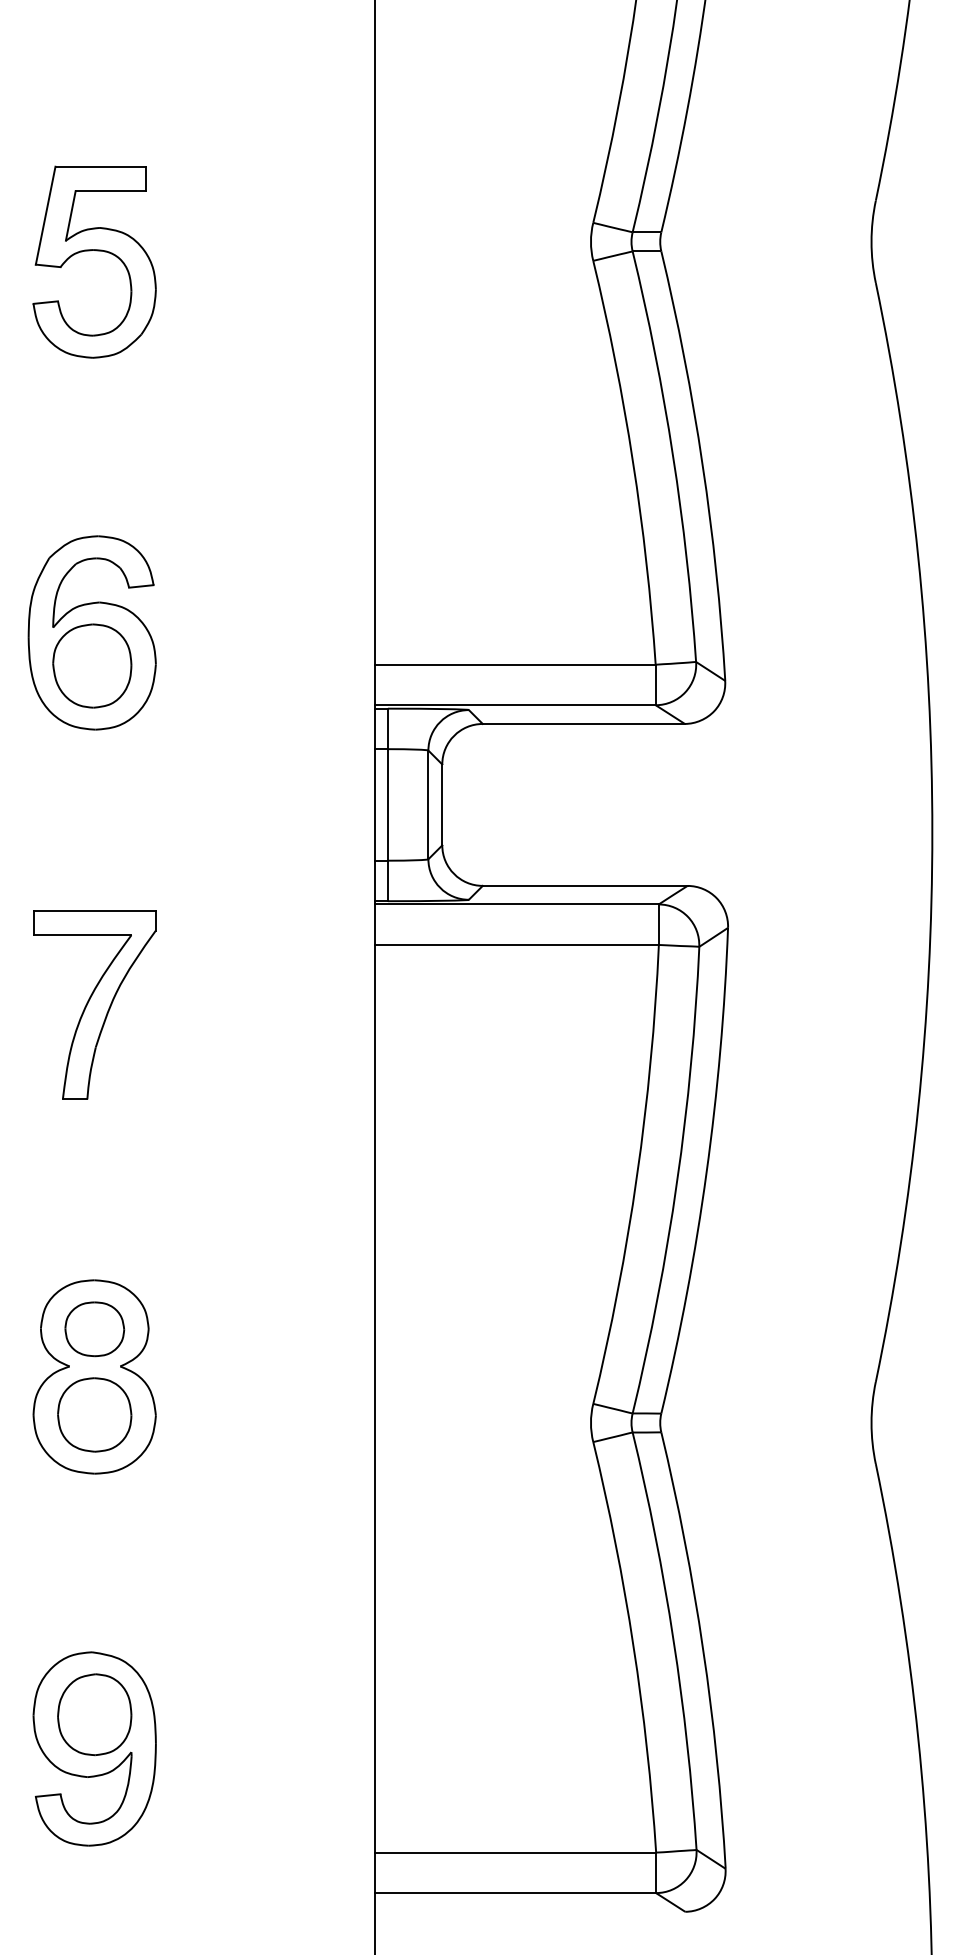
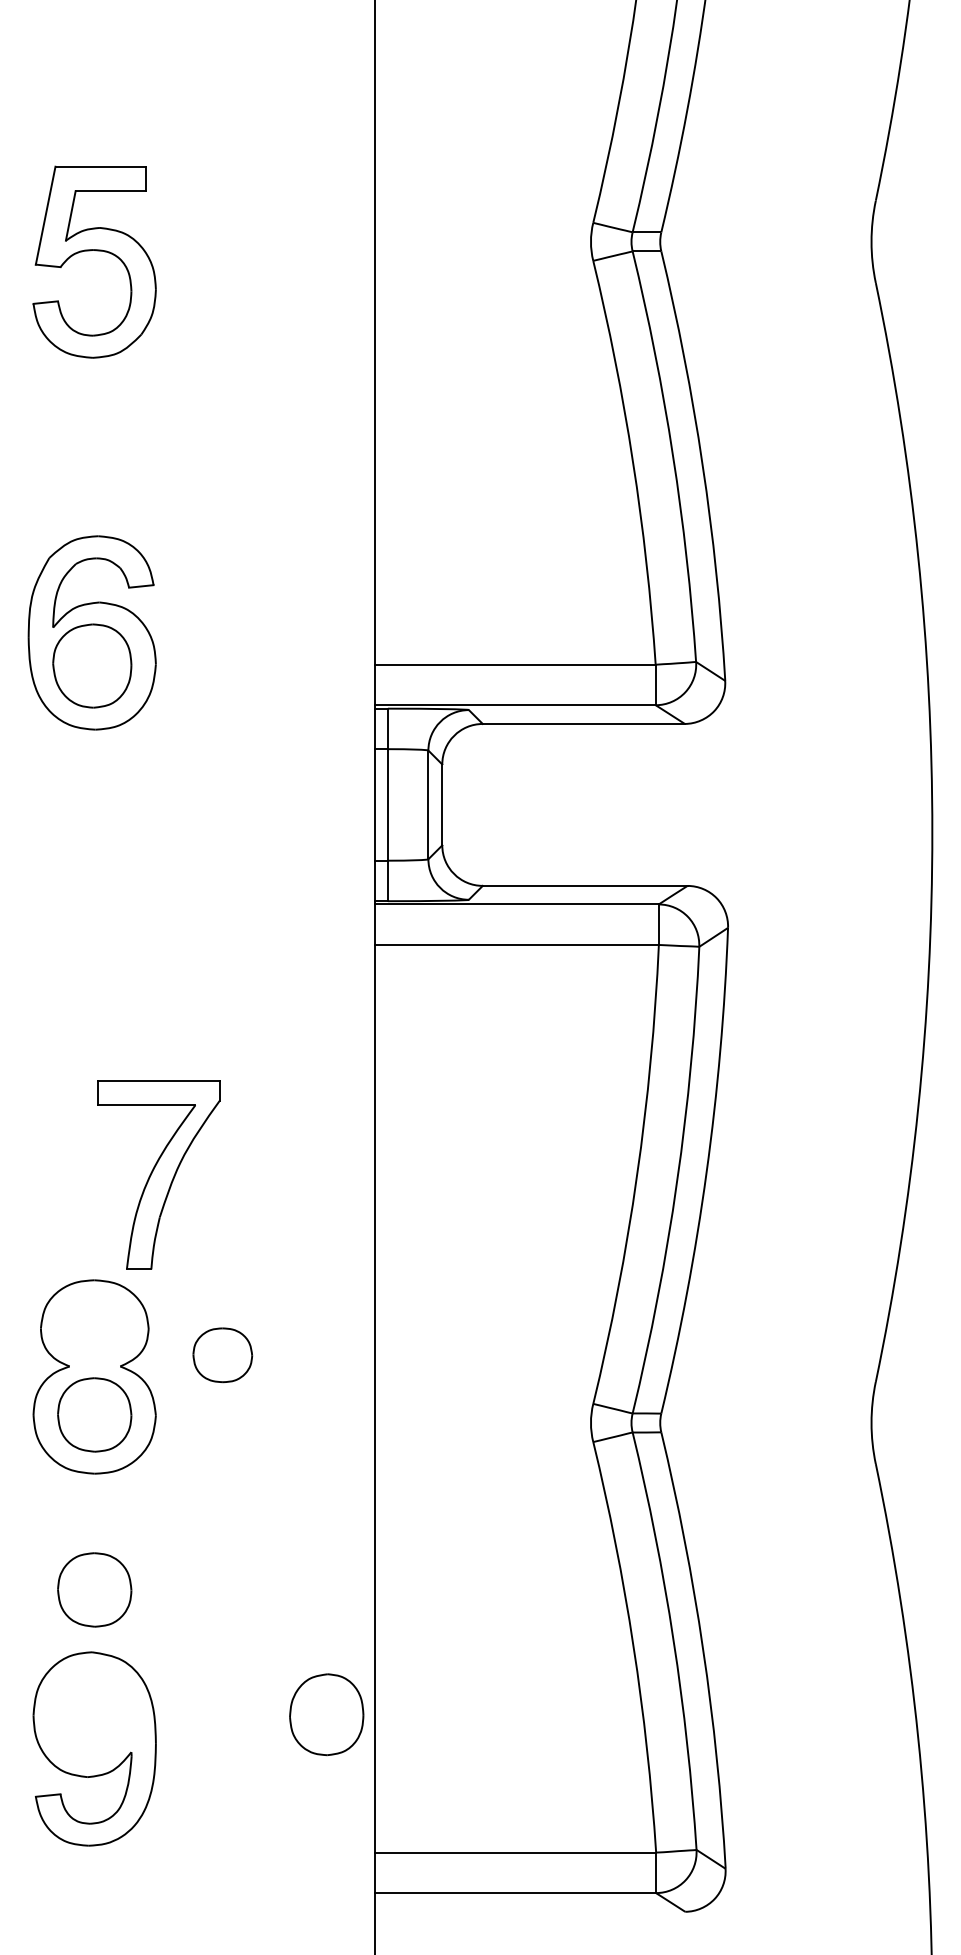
part position: (94, 1004) -> (158, 1174) (158, 1174)
part position: (94, 1329) -> (222, 1355) (222, 1355)
part: none -> present (94, 1589)
part position: (94, 1714) -> (326, 1714) (326, 1714)
